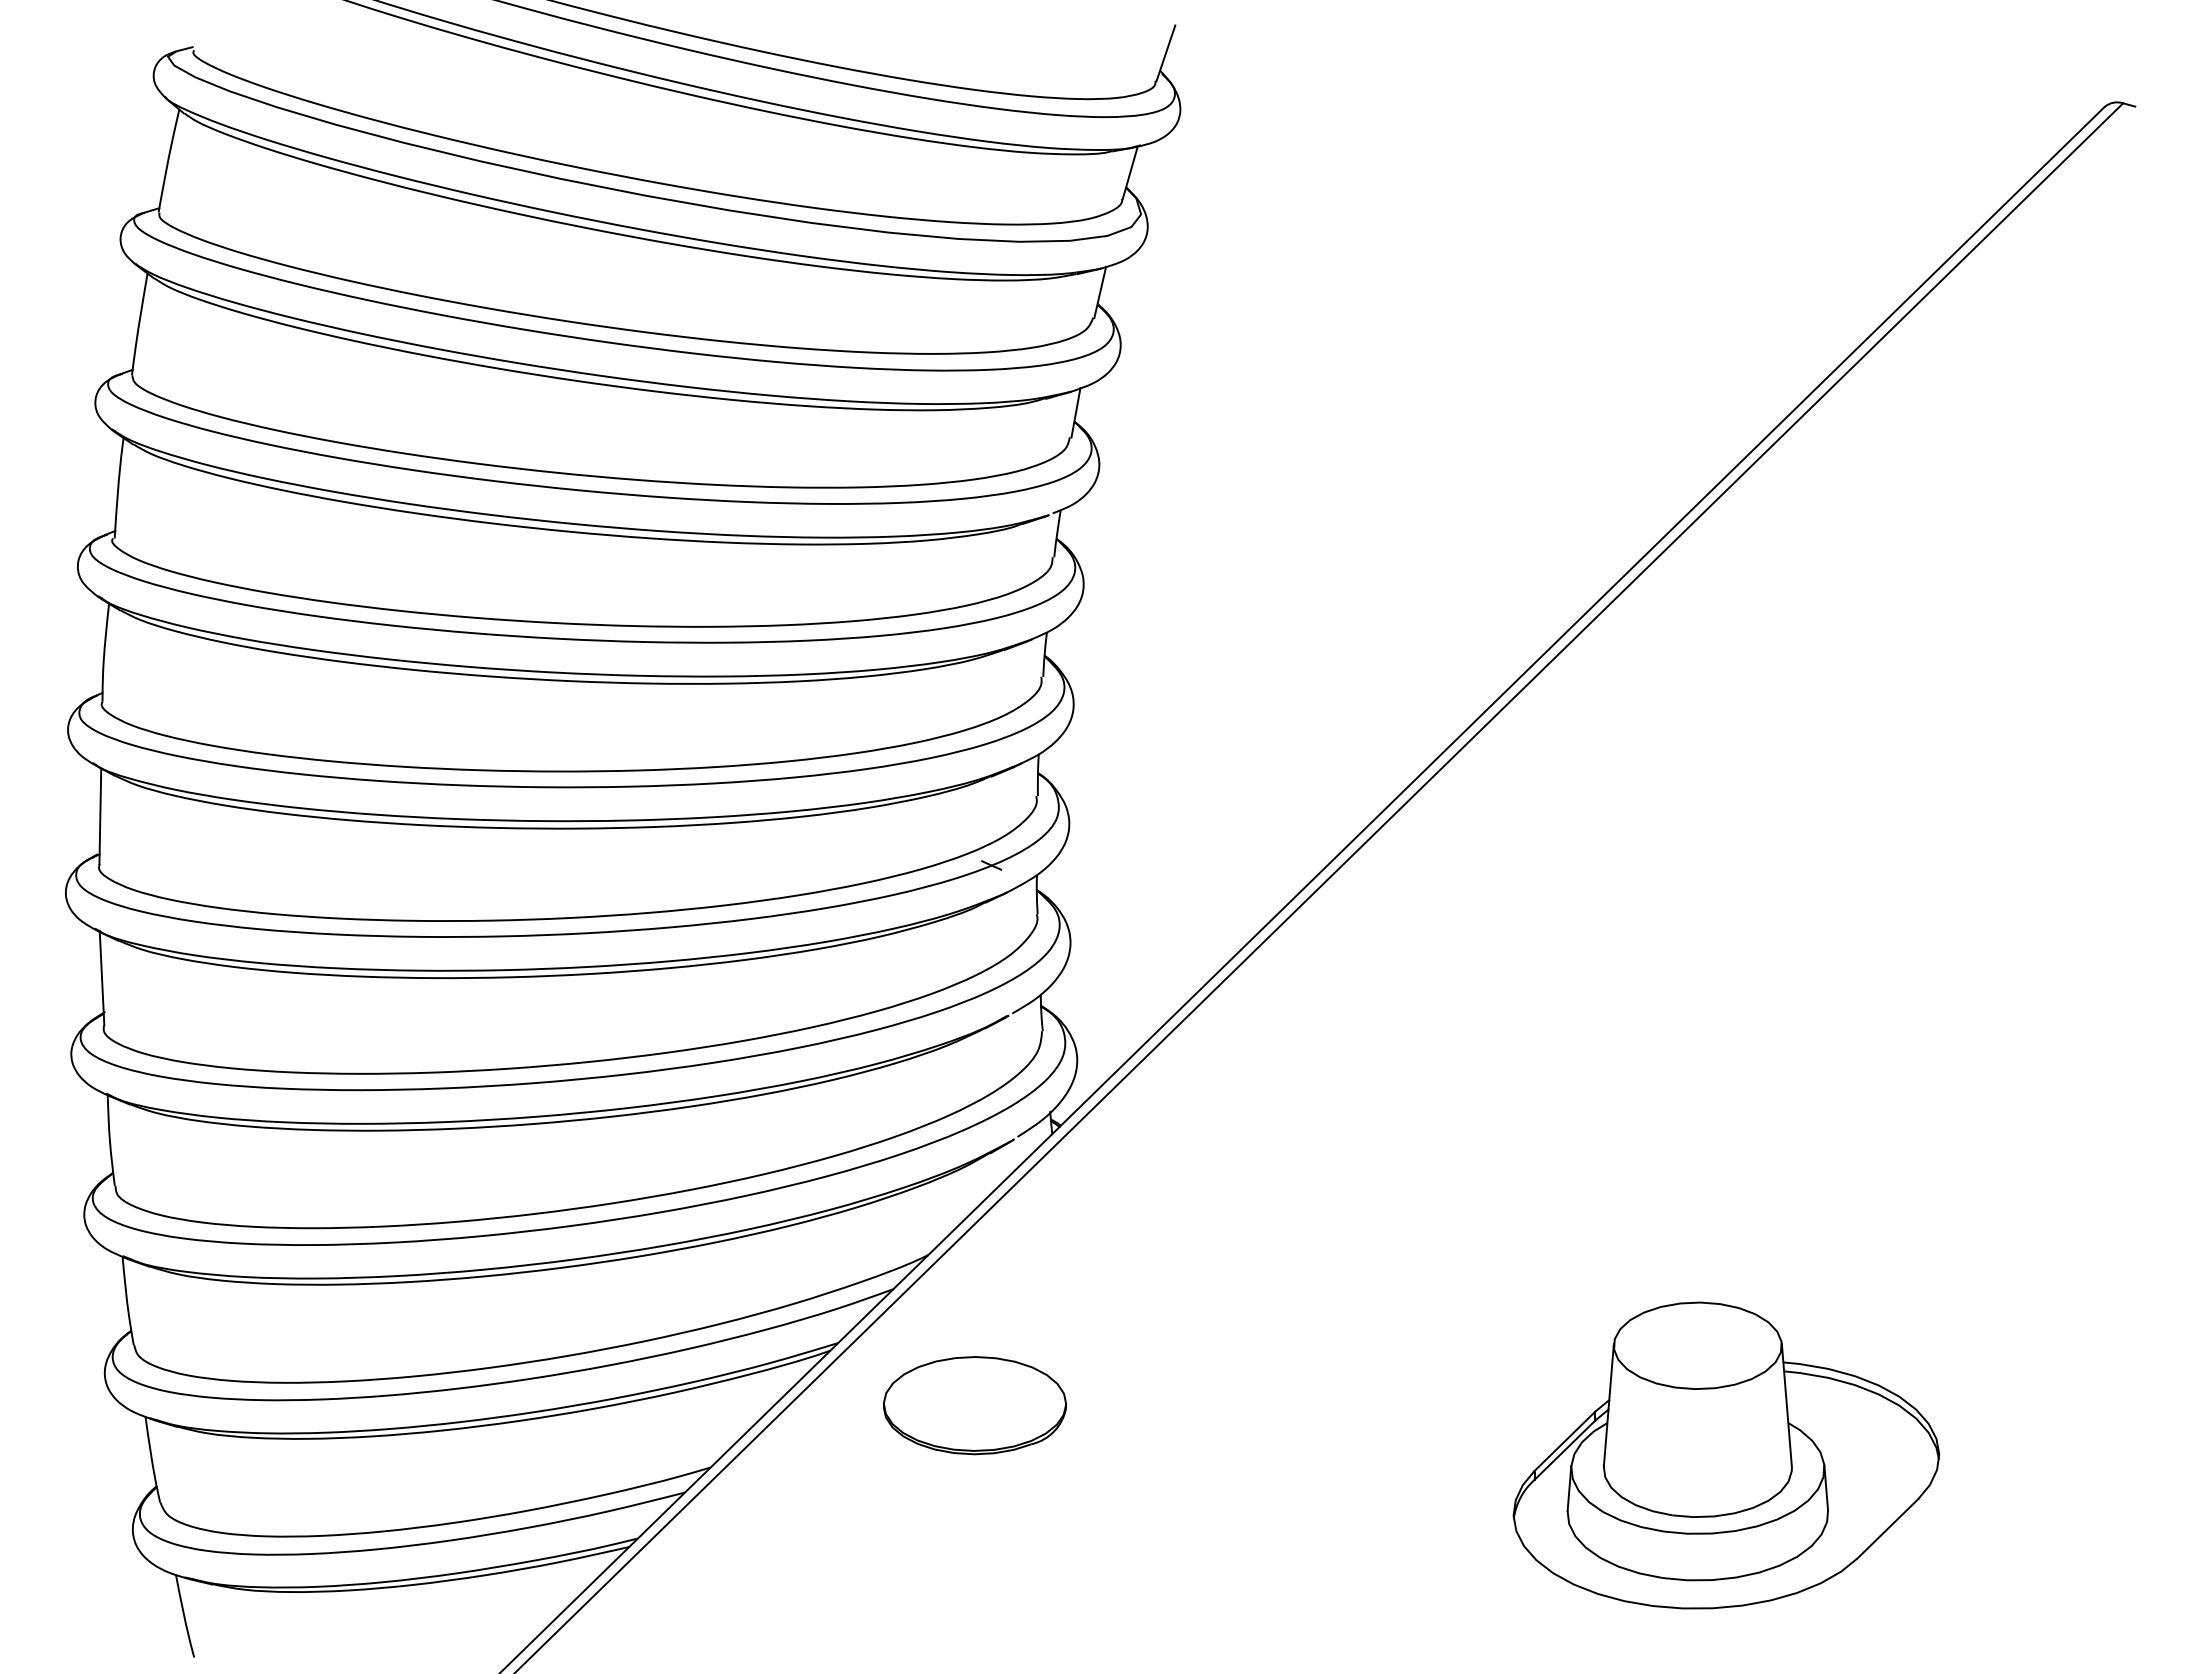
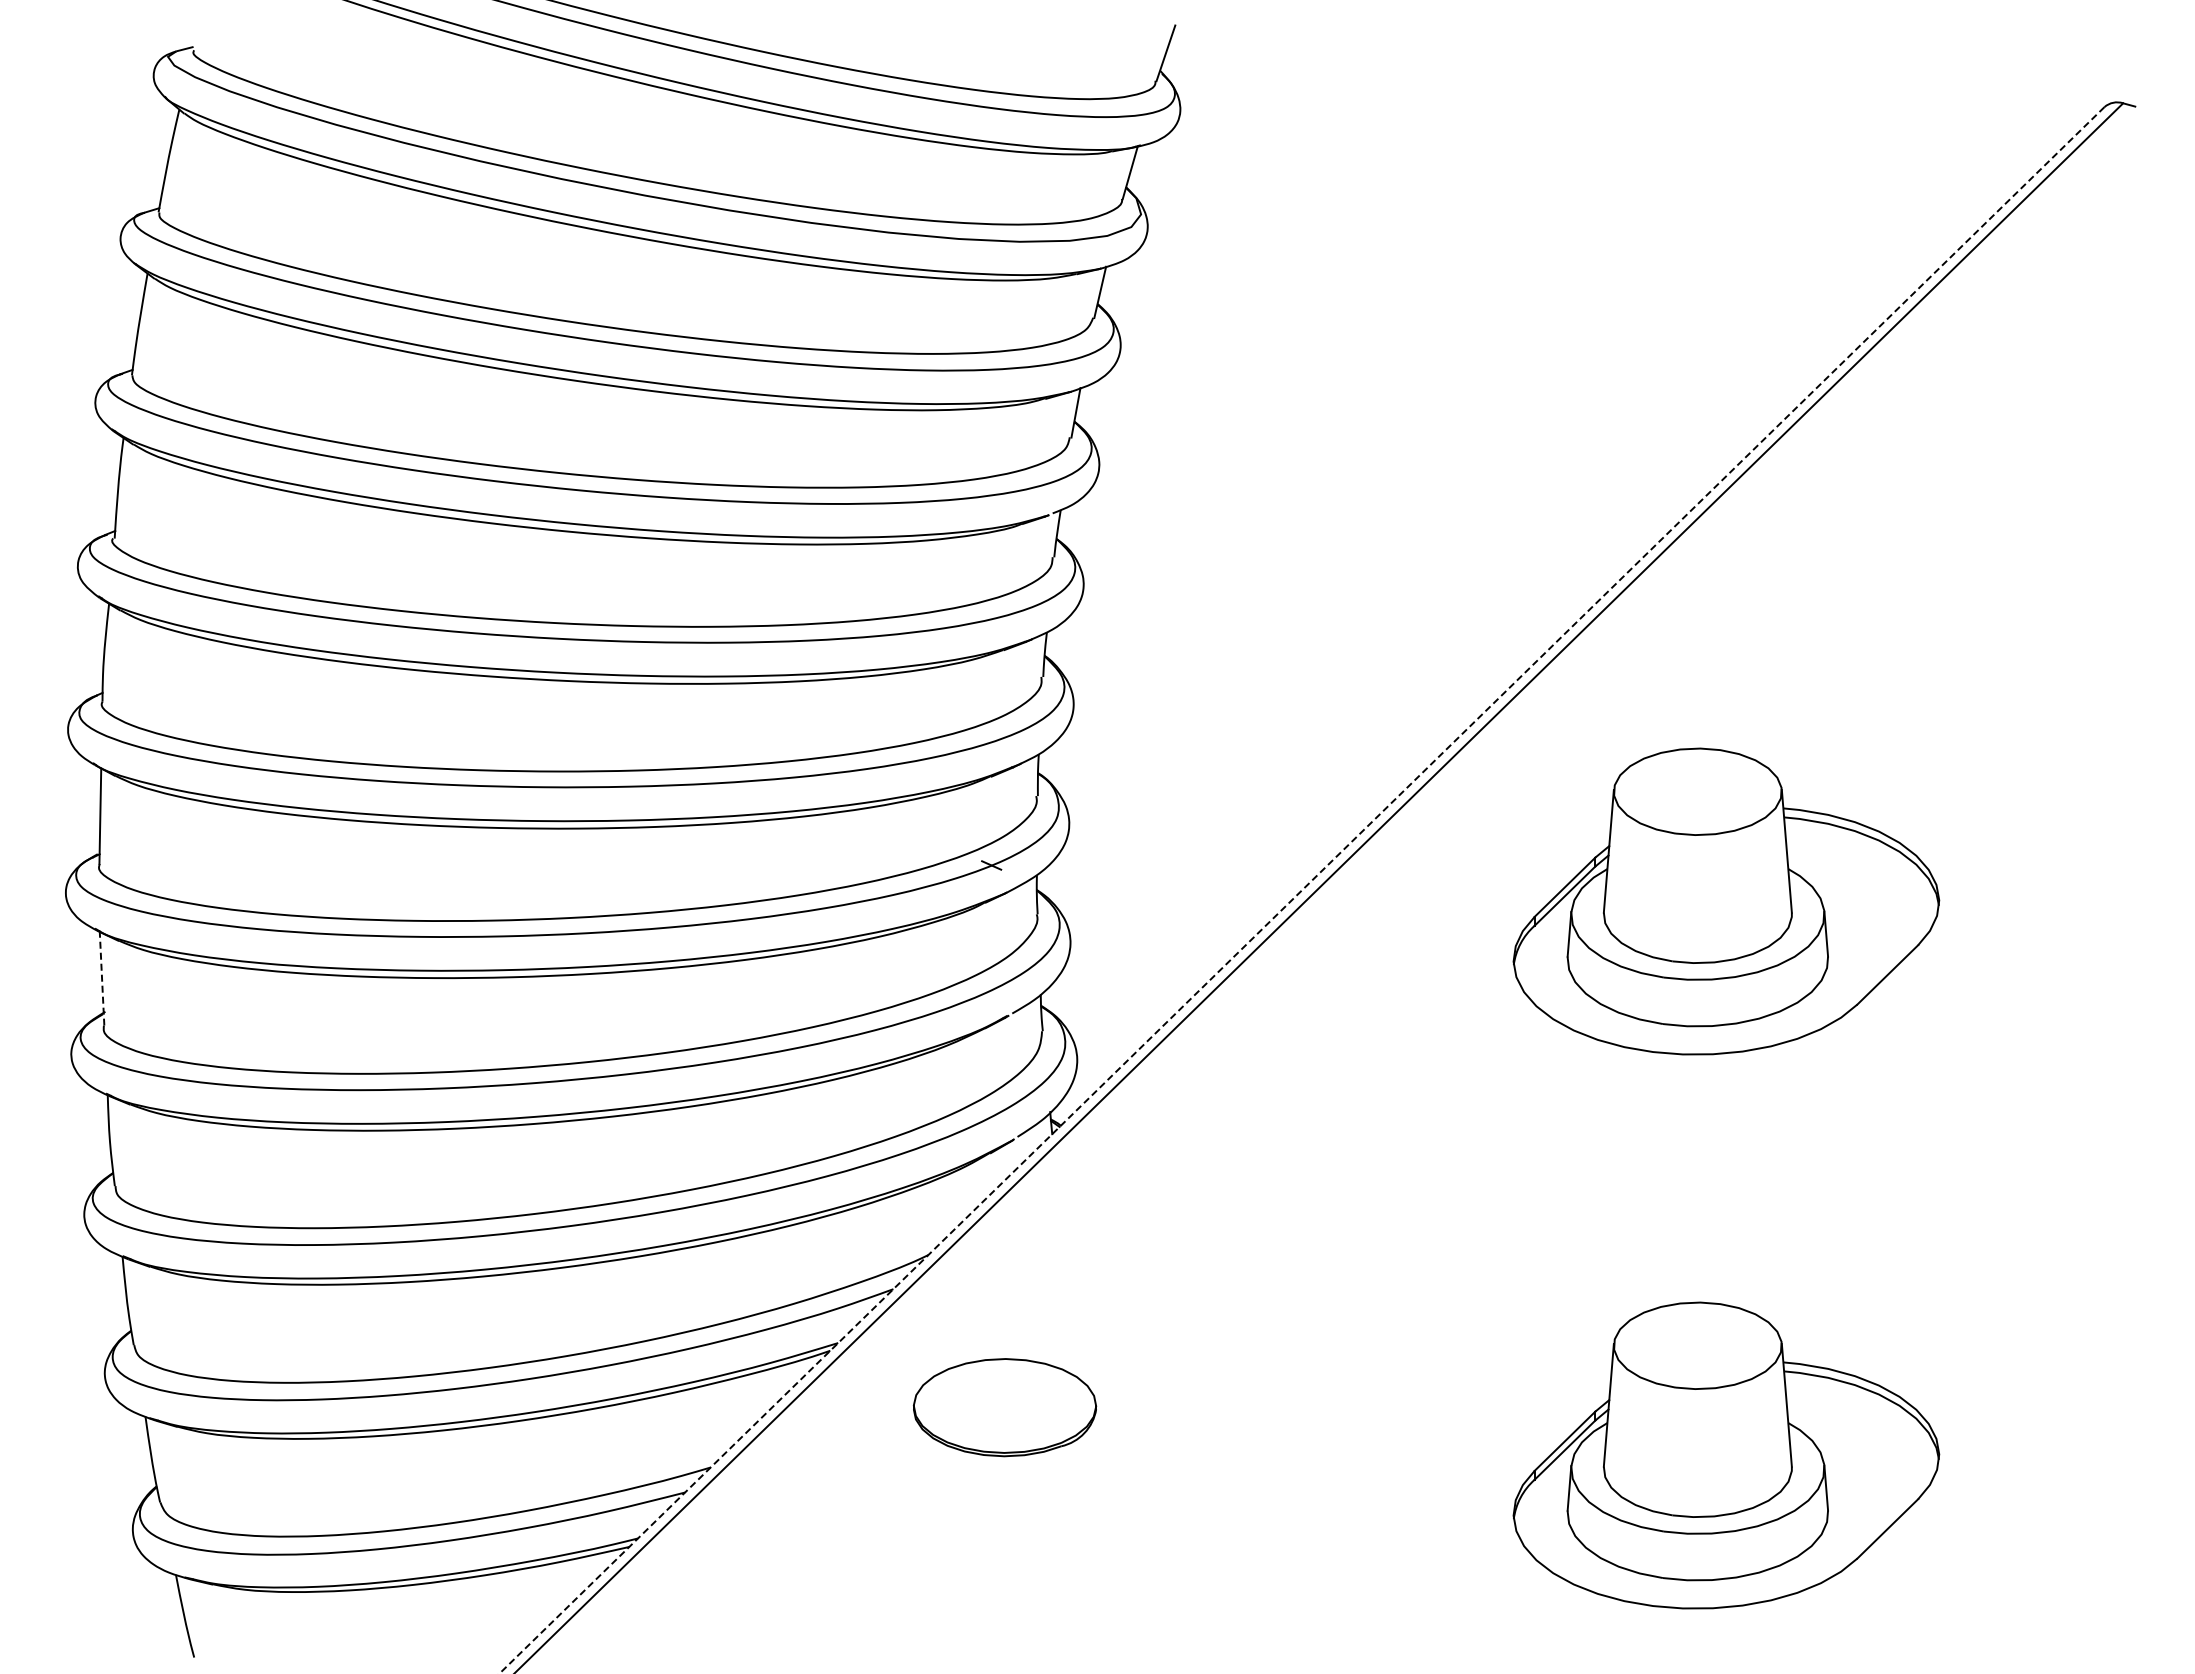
line: solid -> dashed (1301, 890)
part: none -> present (1726, 901)
line: solid -> dashed (102, 978)
part position: (974, 1405) -> (1004, 1407) (1004, 1407)
